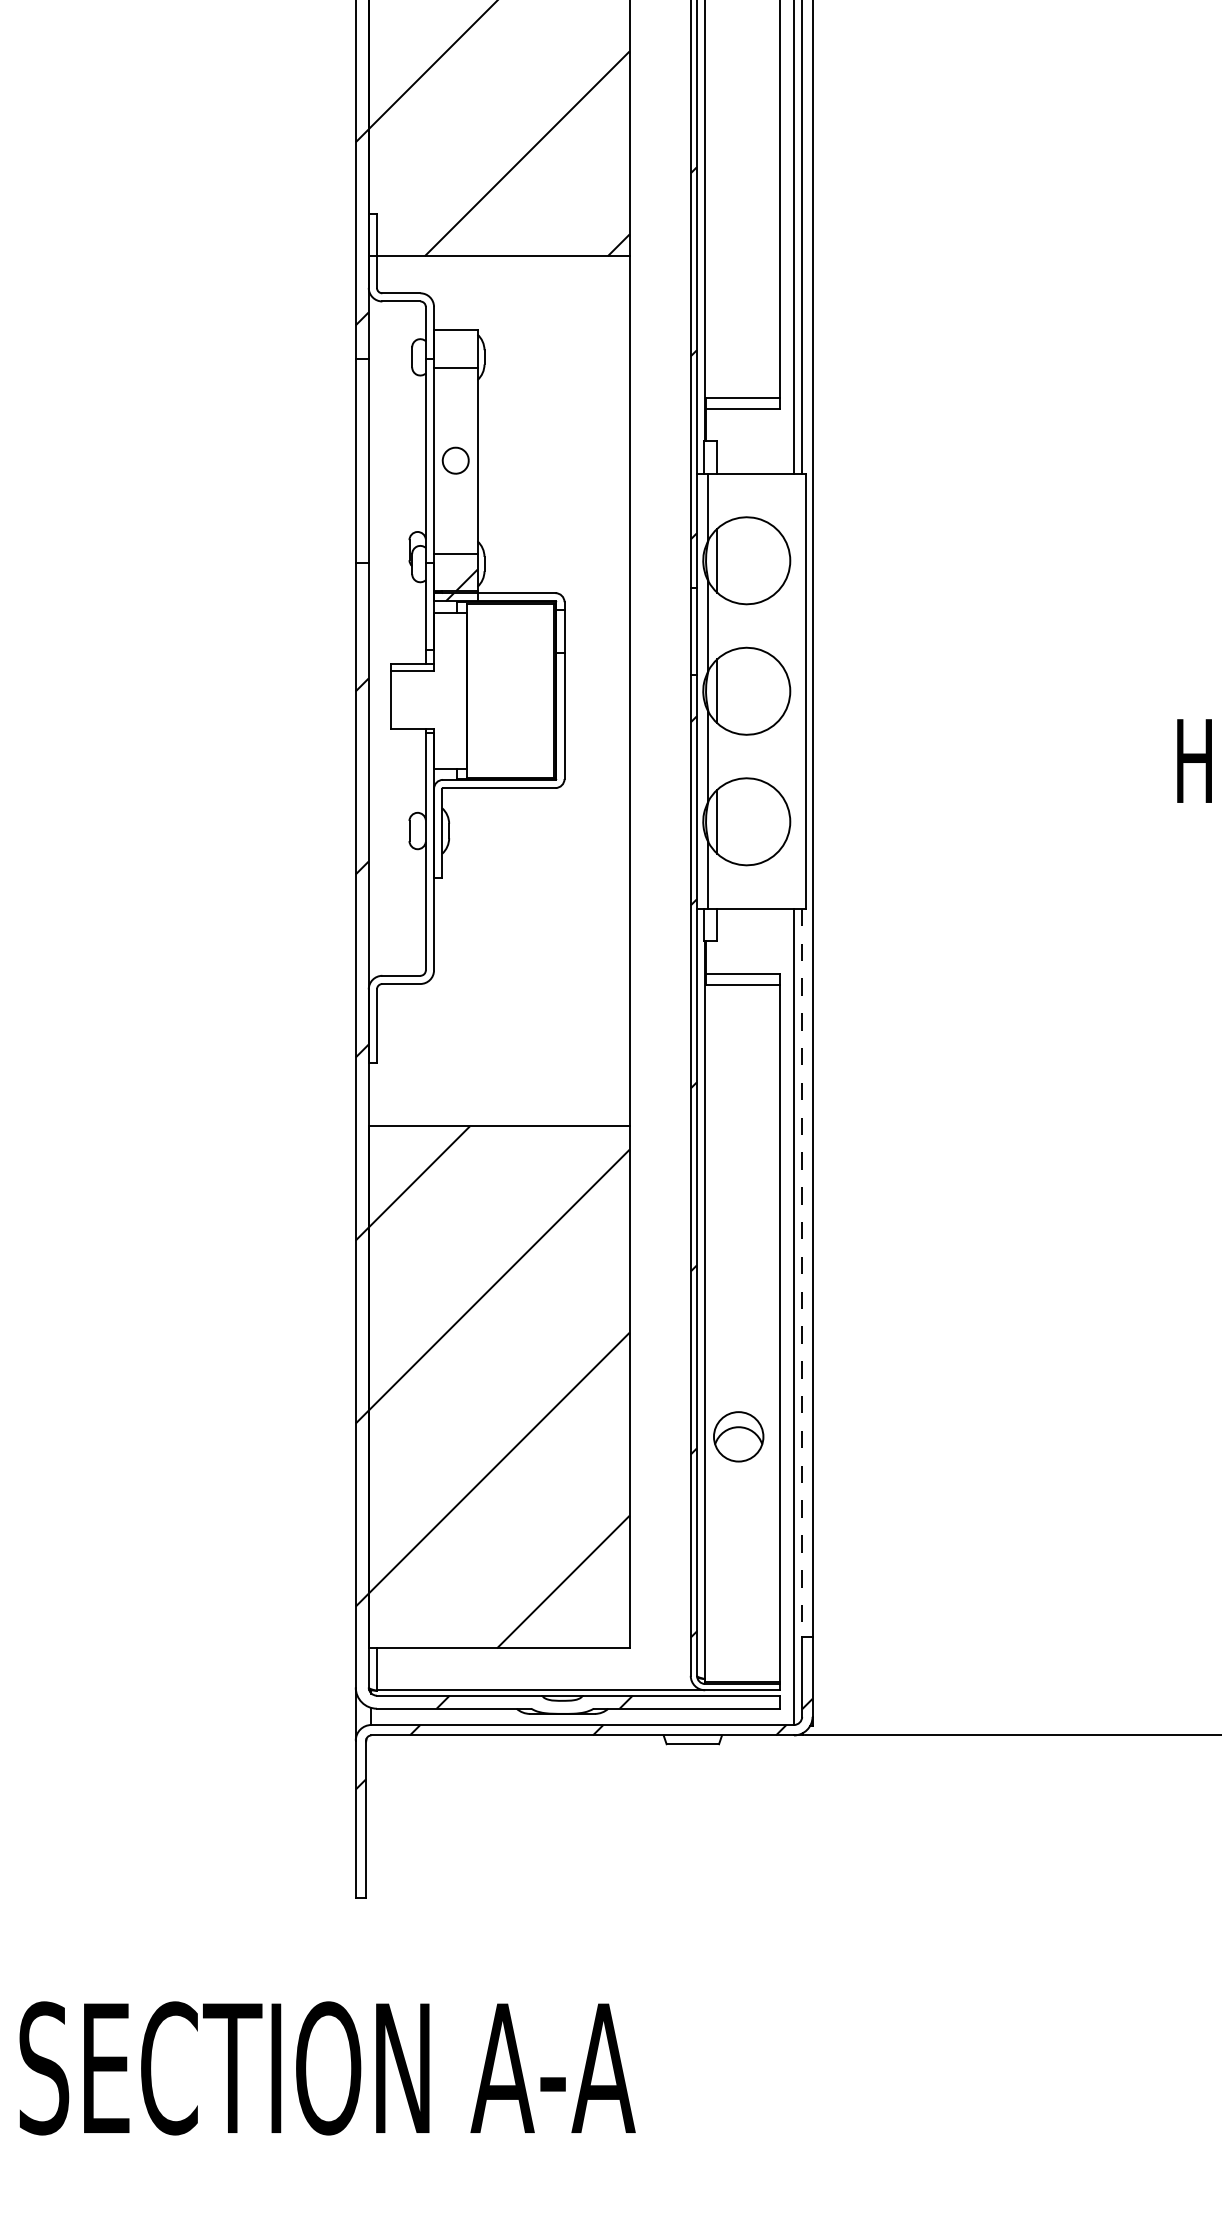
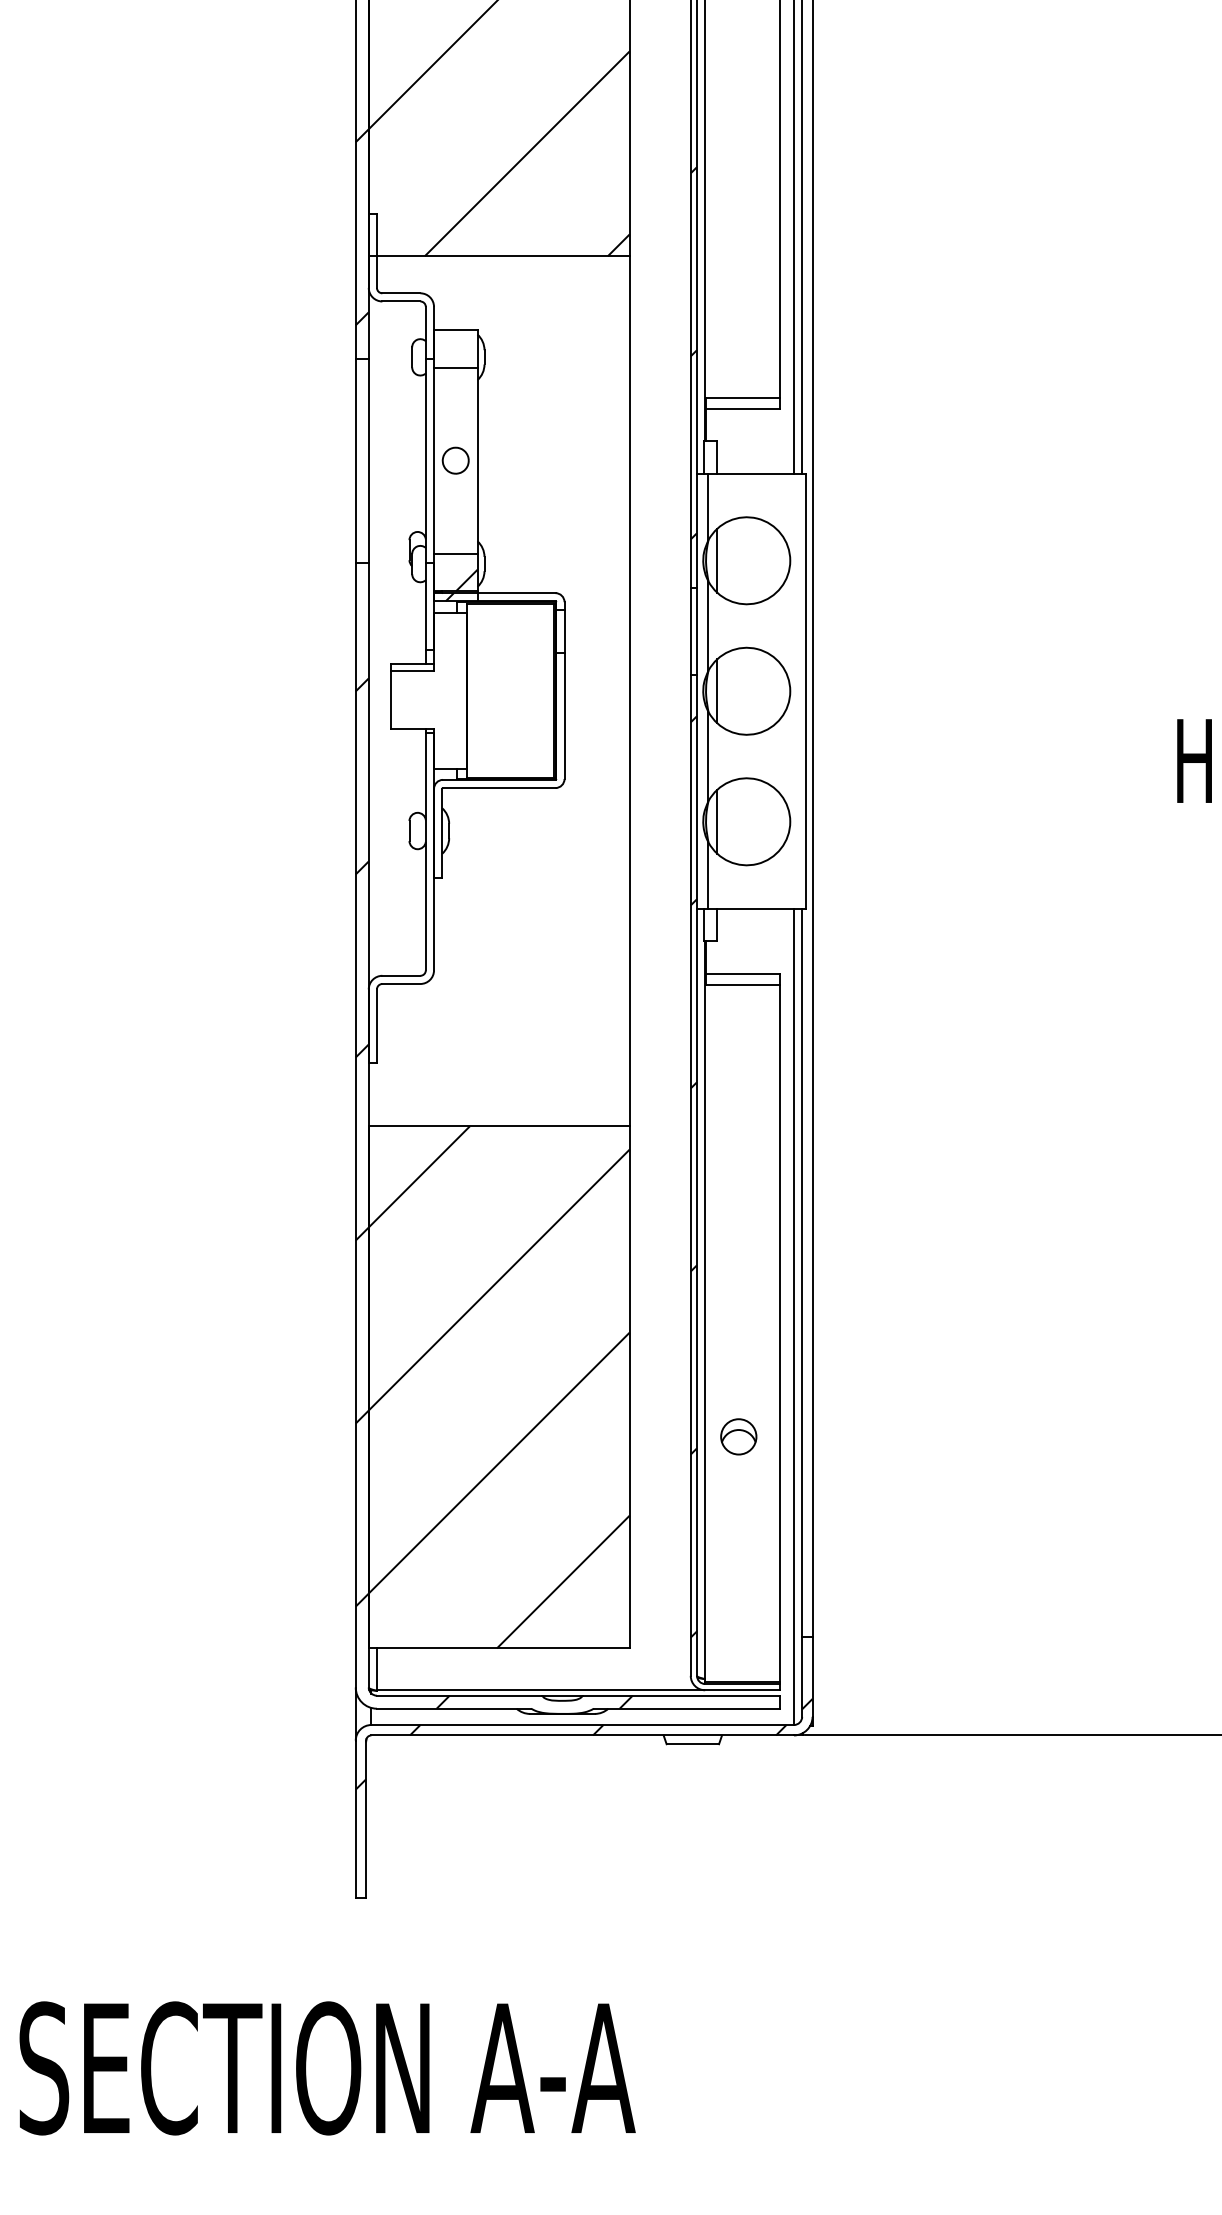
line: dashed -> solid (802, 1273)
part size: 52x52 px -> 38x38 px (738, 1436)
